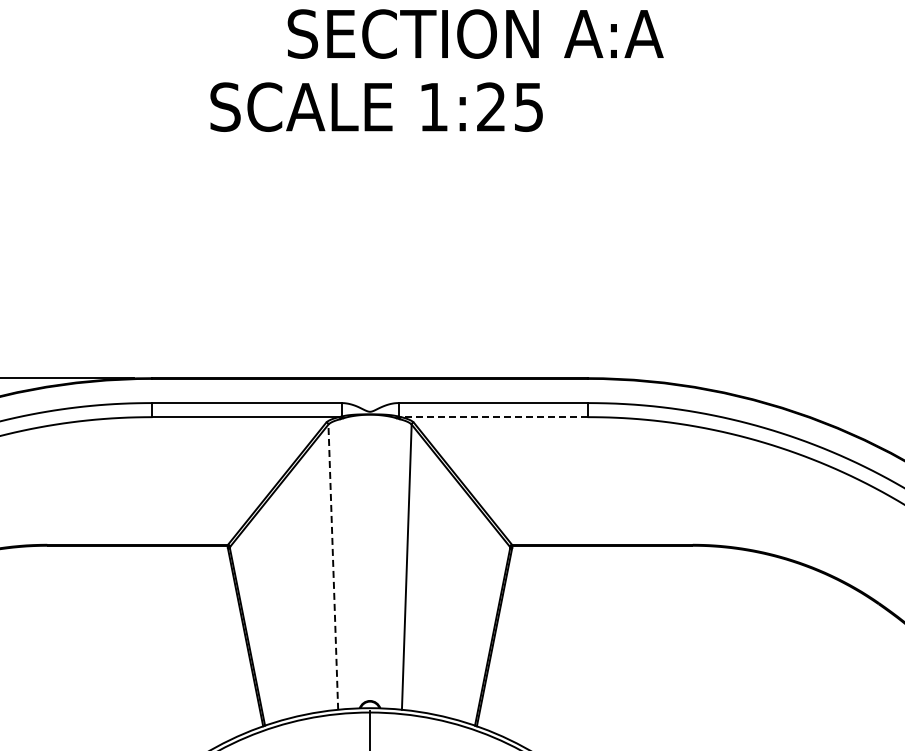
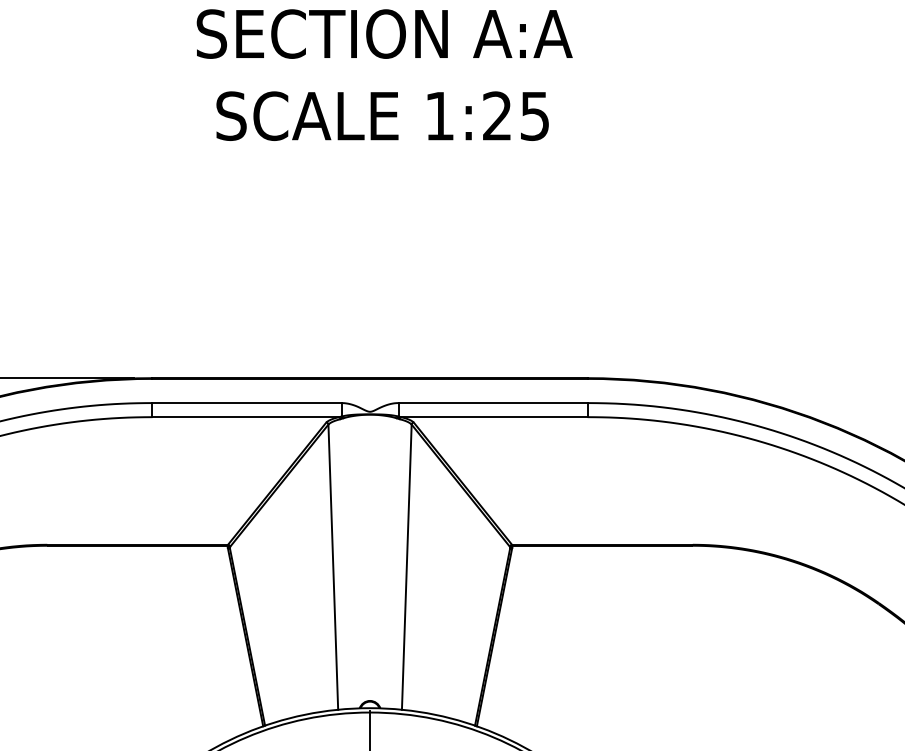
text position: (475, 33) -> (384, 33) (384, 33)
text position: (376, 106) -> (382, 115) (382, 115)
line: dashed -> solid (493, 417)
line: dashed -> solid (333, 567)
